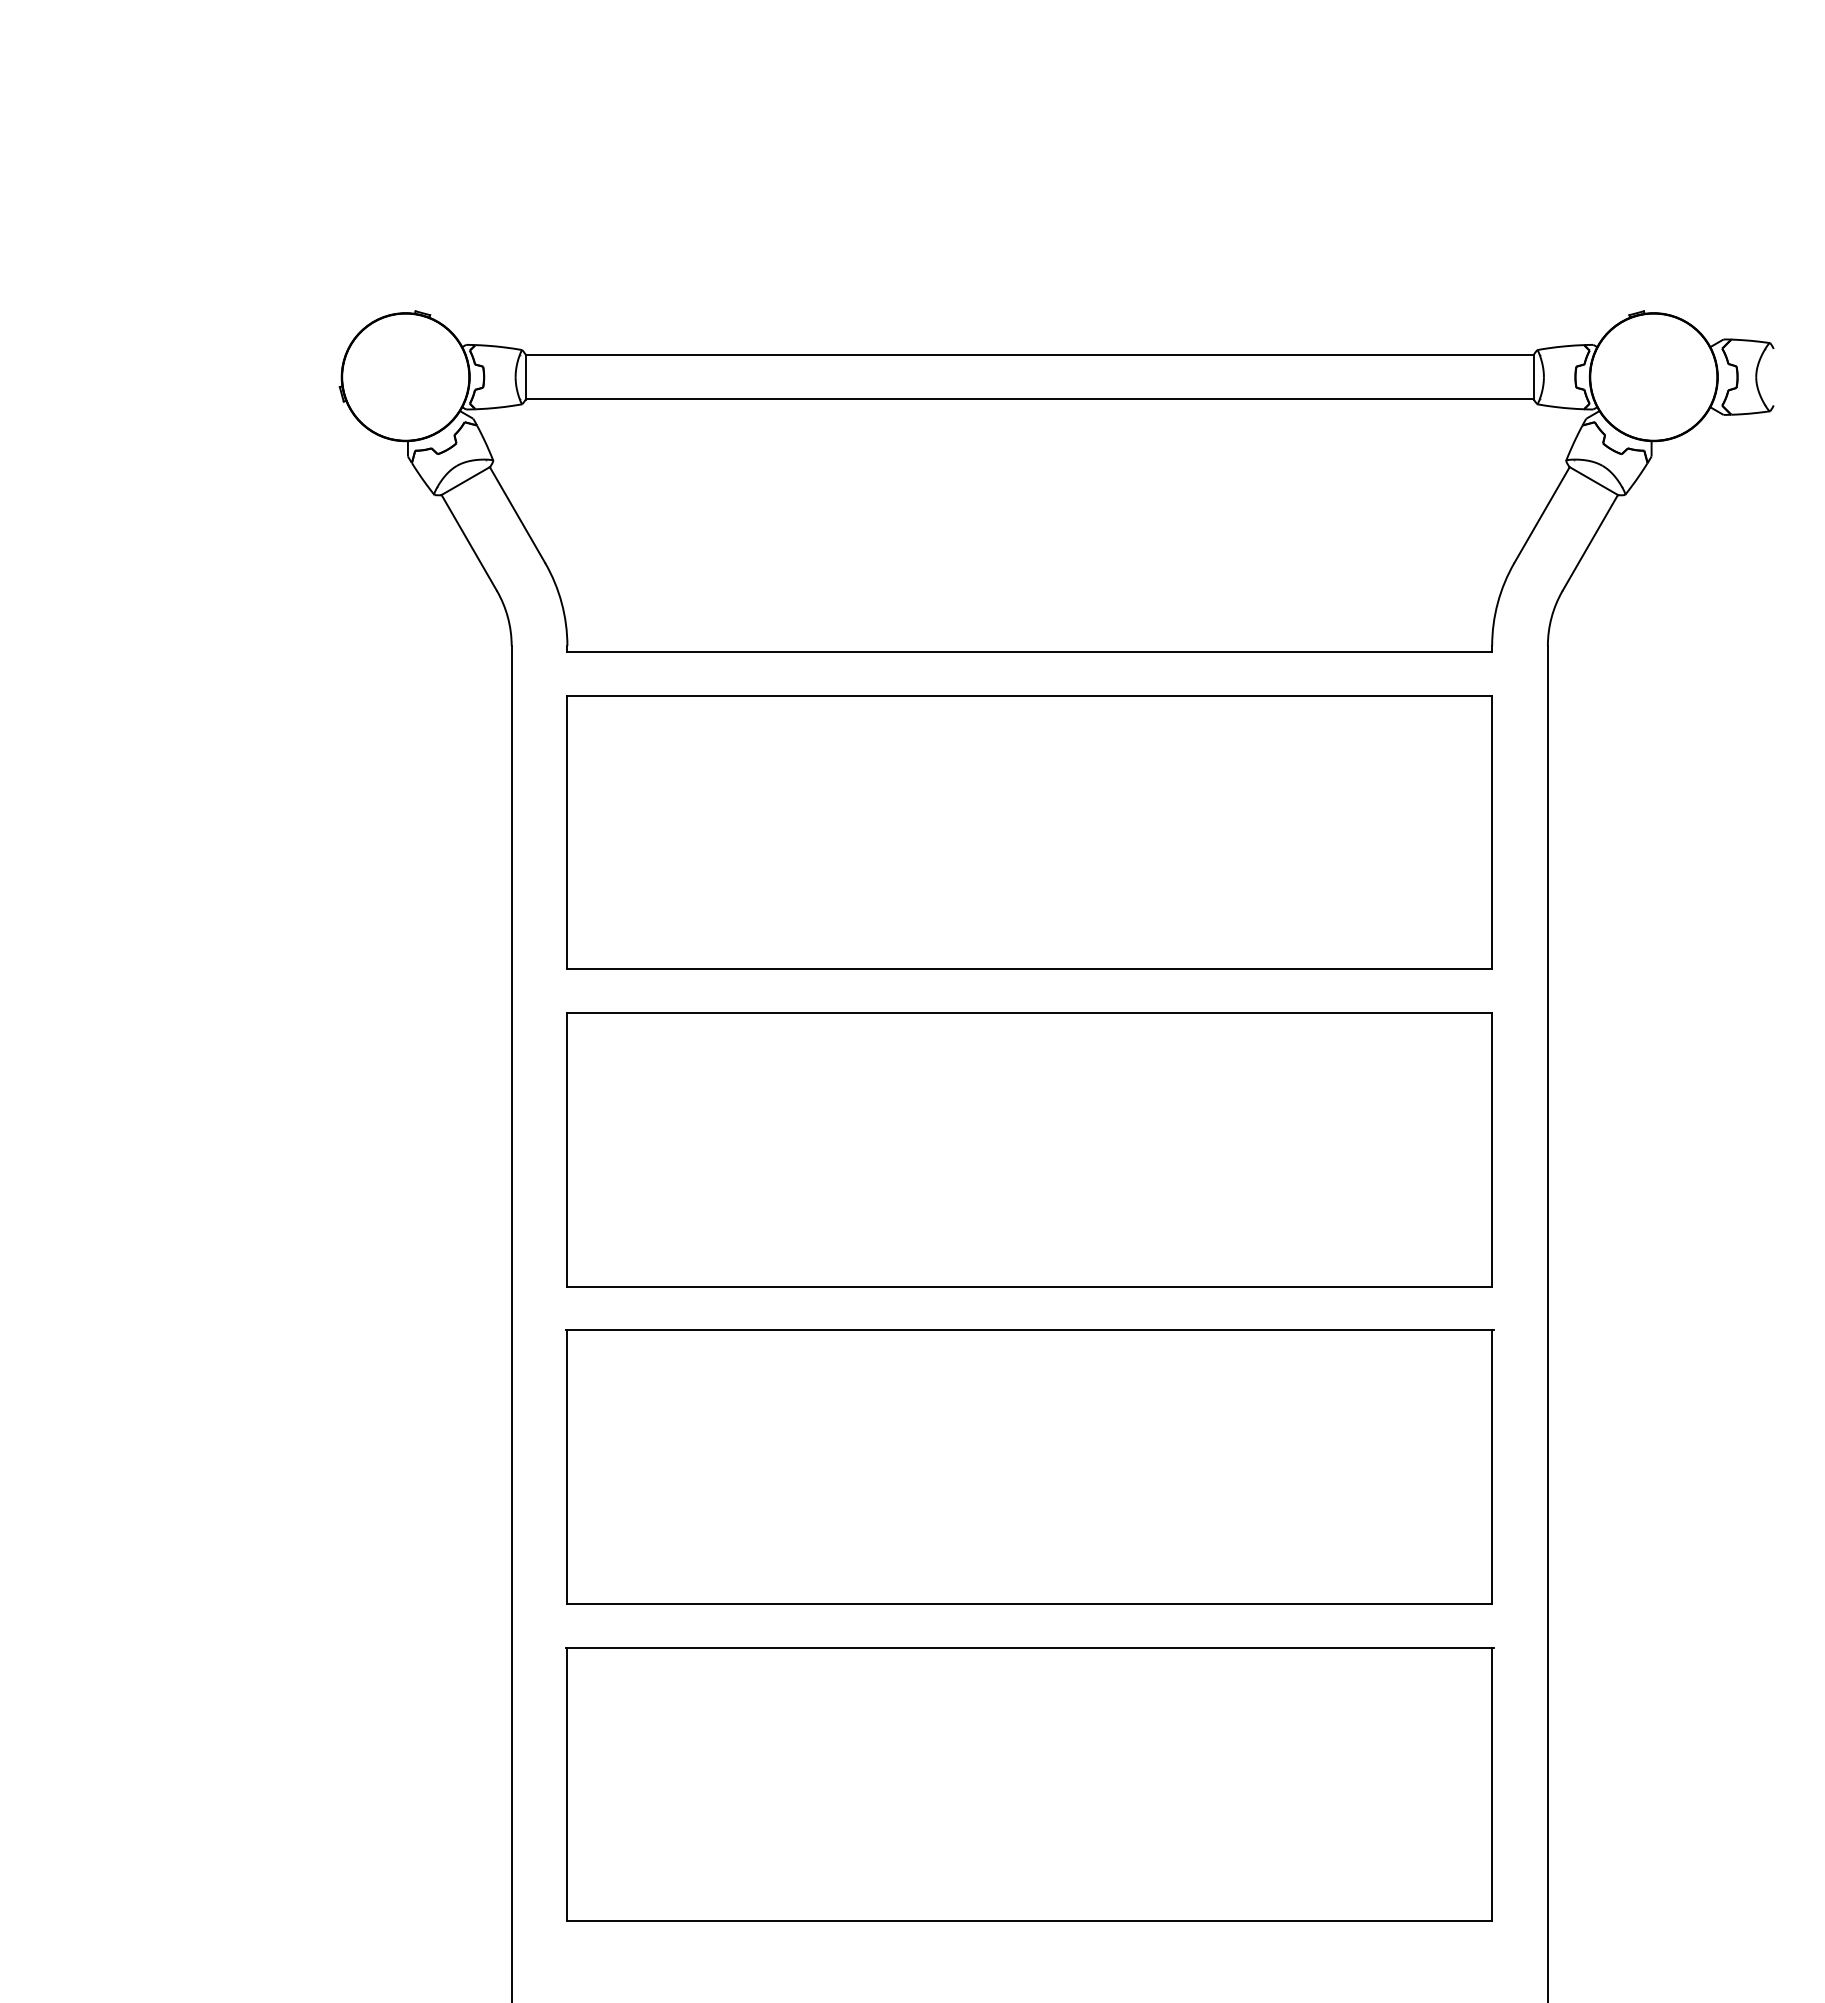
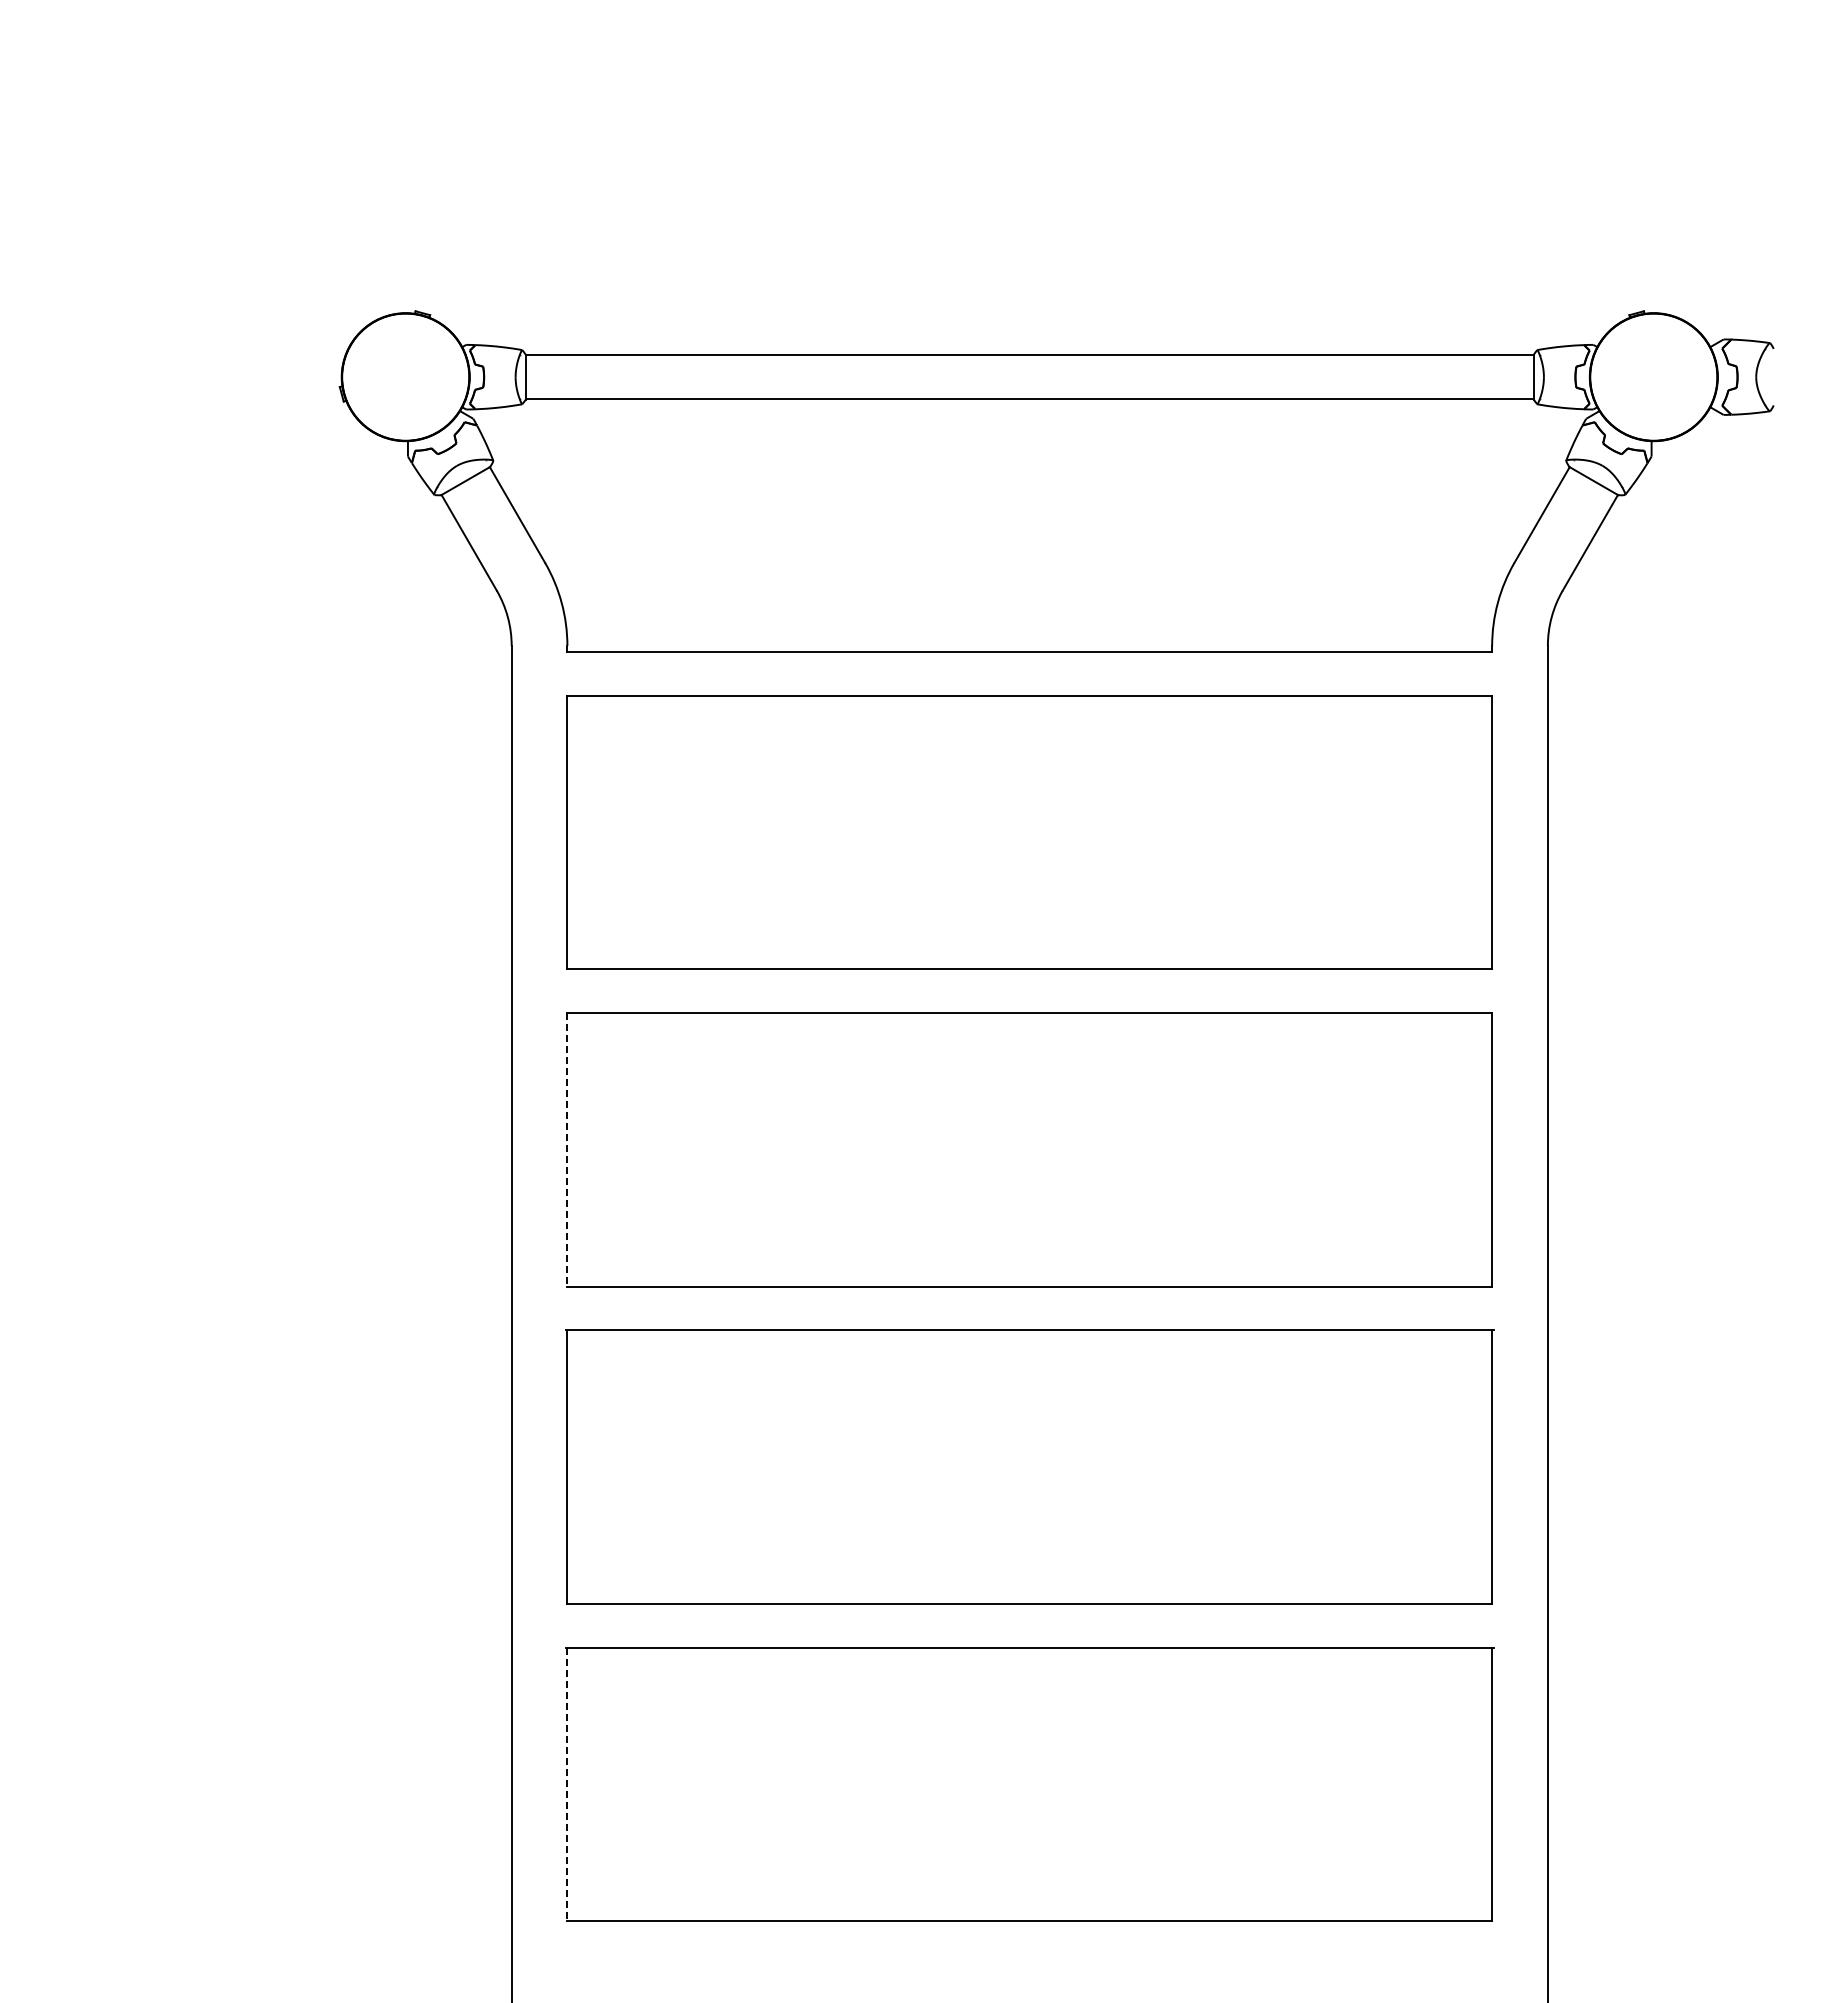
line: solid -> dashed (567, 1149)
line: solid -> dashed (567, 1784)
